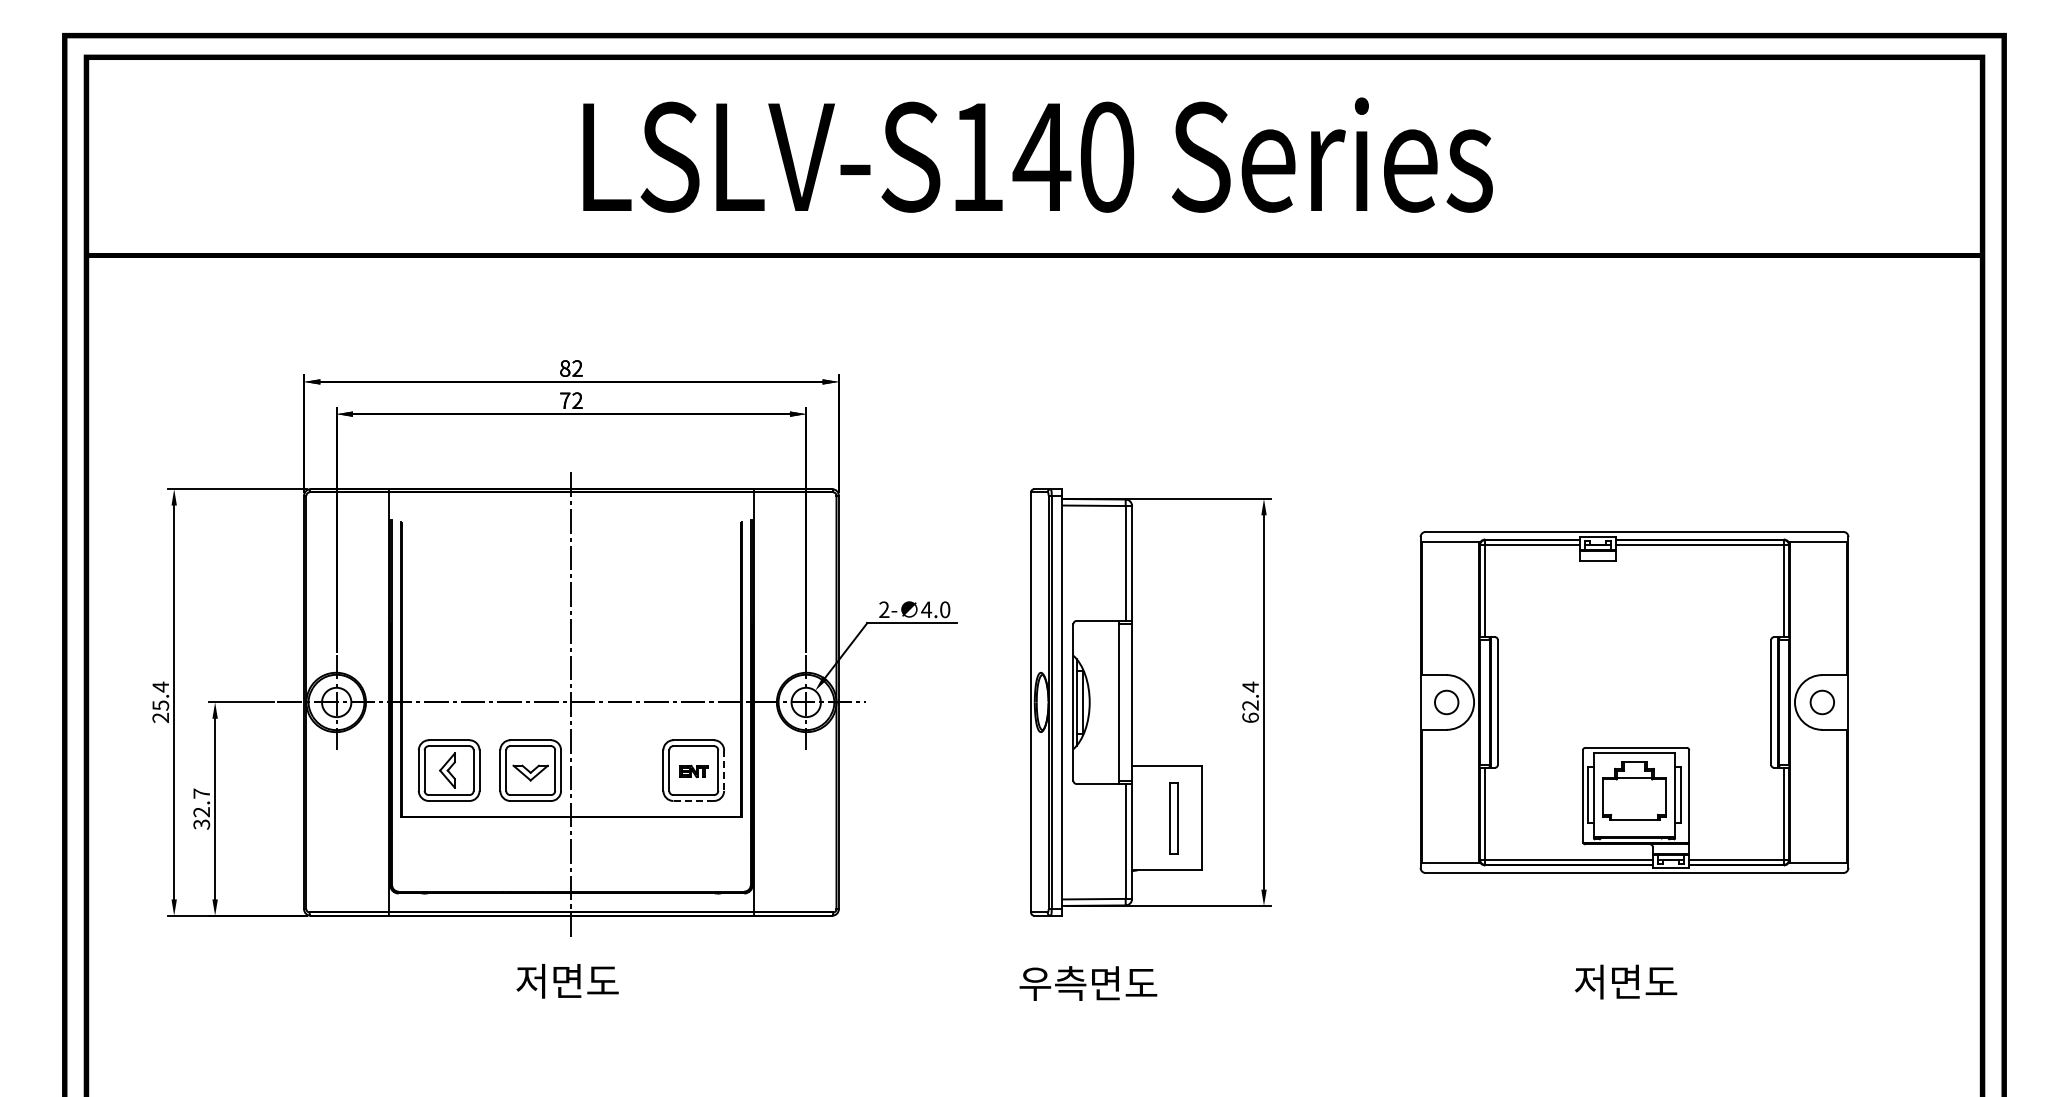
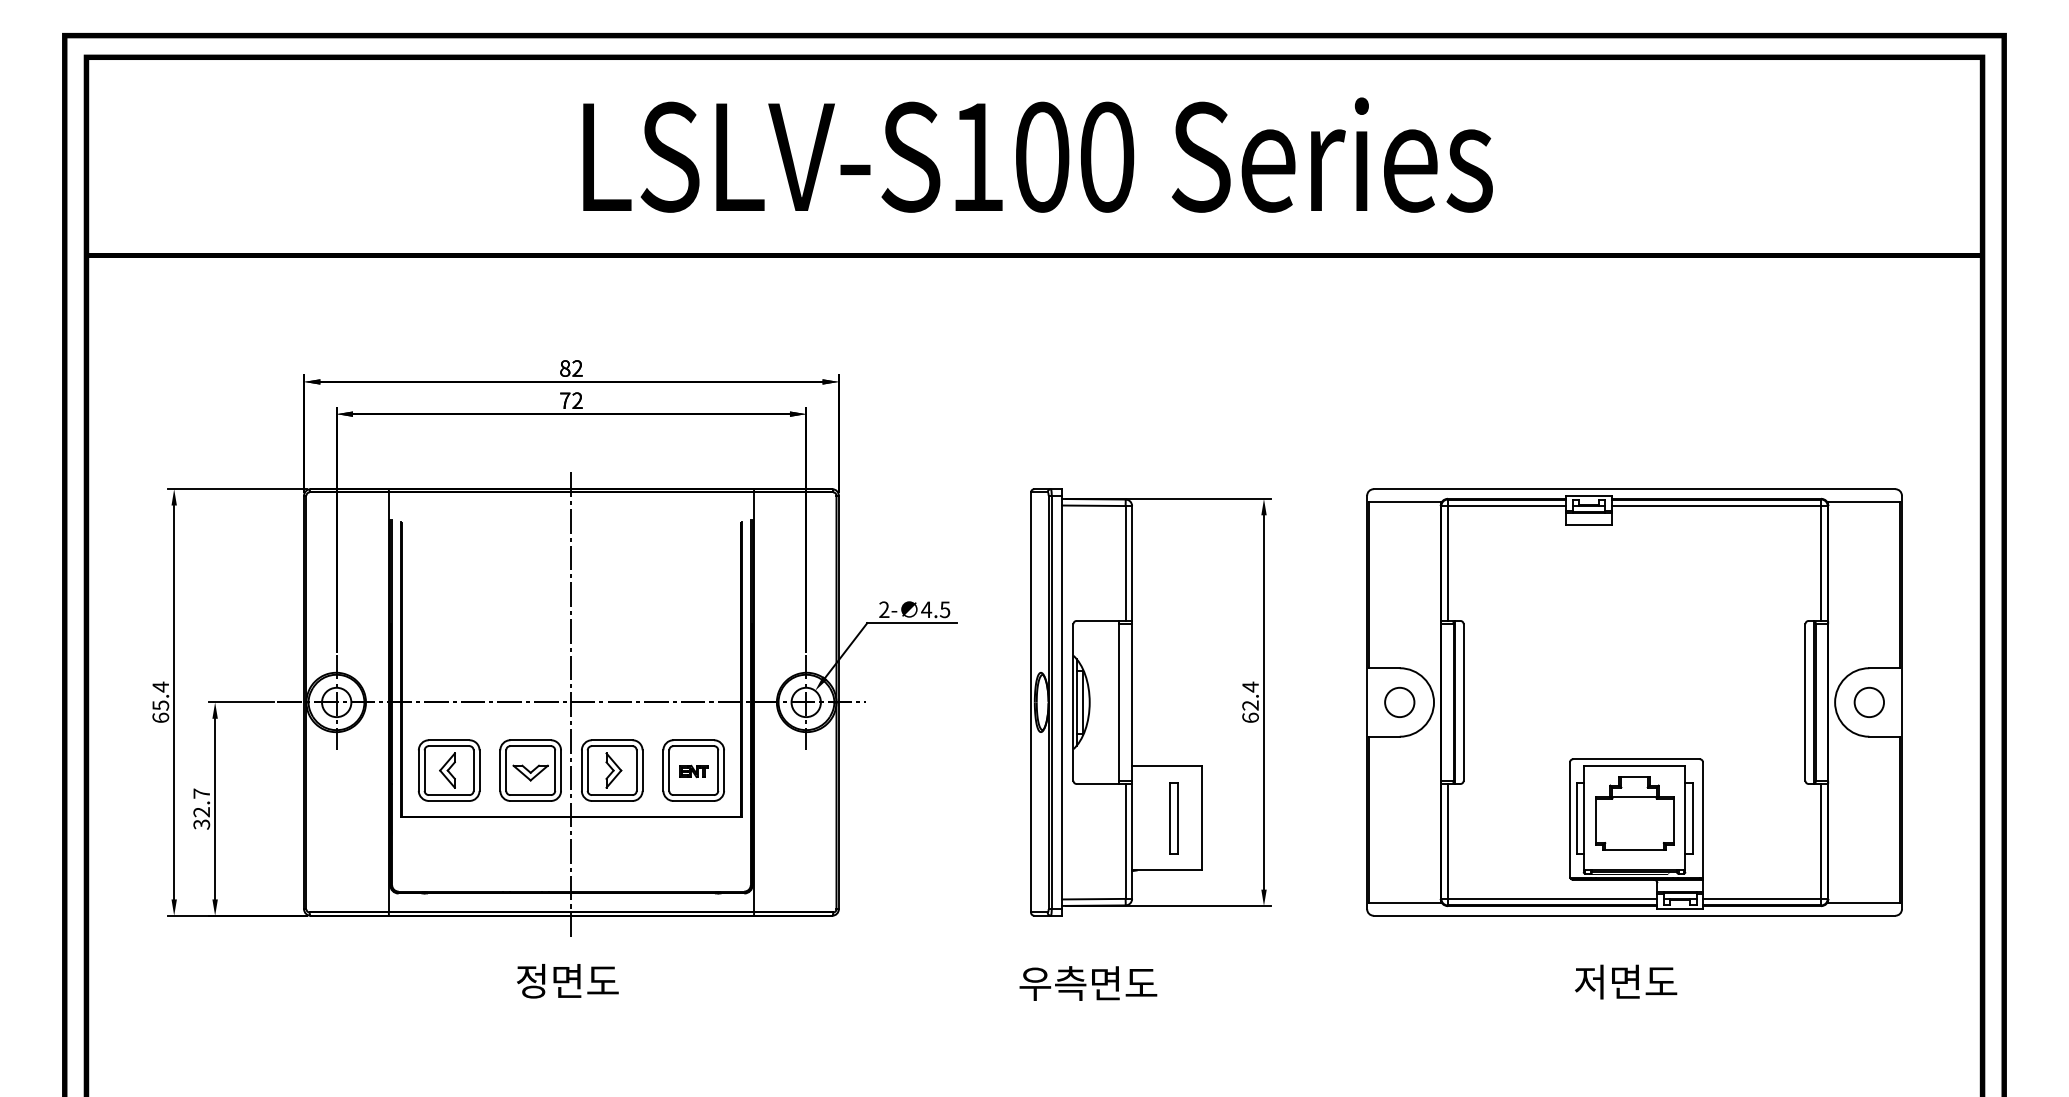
text: LSLV-S140 -> LSLV-S100 (1041, 156)
text: 4.0 -> 4.5 (945, 609)
part size: 431x343 px -> 537x429 px (1634, 702)
text: 25.4 -> 65.4 (160, 717)
part: none -> present (612, 770)
line: dashed -> solid (724, 771)
line: dashed -> solid (693, 800)
text: 저면도 -> 정면도 (530, 982)
